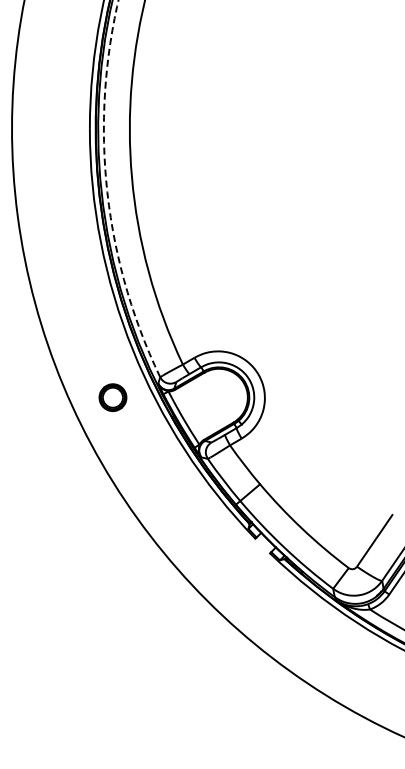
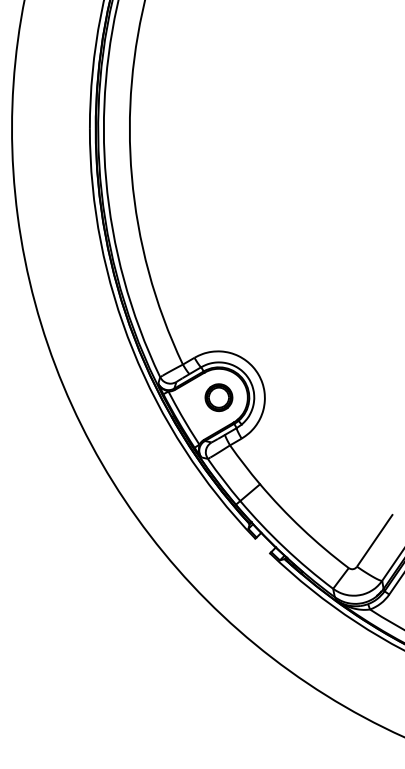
arc: dashed -> solid (107, 192)
part position: (112, 397) -> (218, 397) (218, 397)
